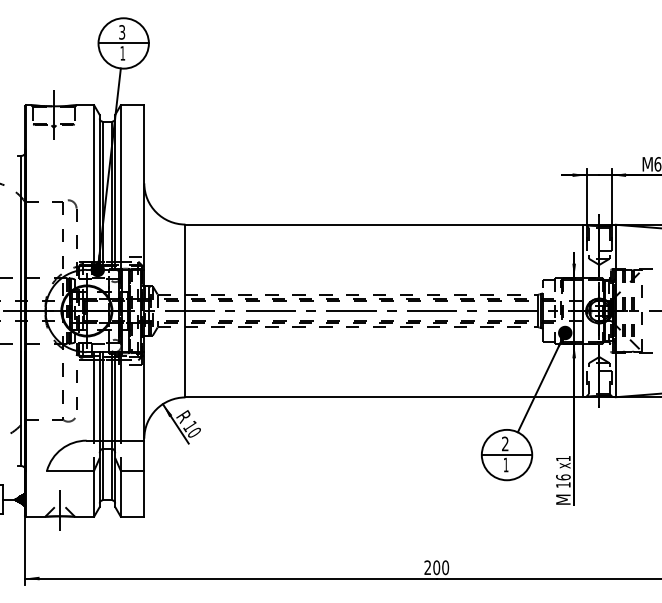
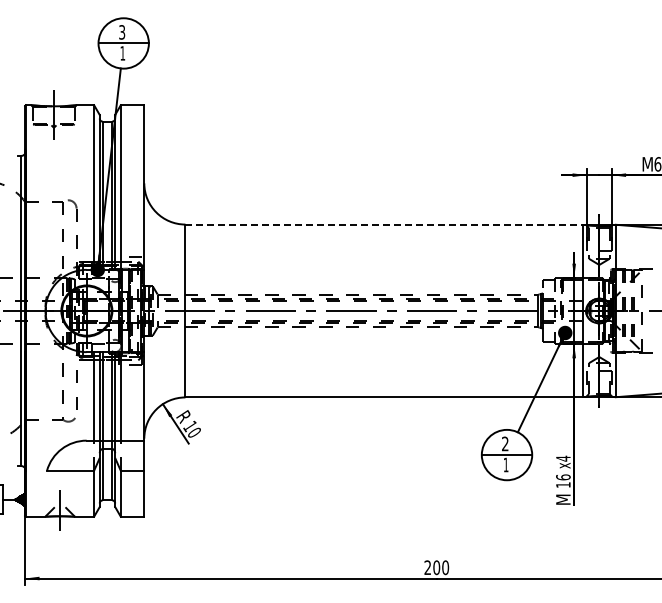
line: solid -> dashed (384, 224)
text: x1 -> x4 (563, 458)
